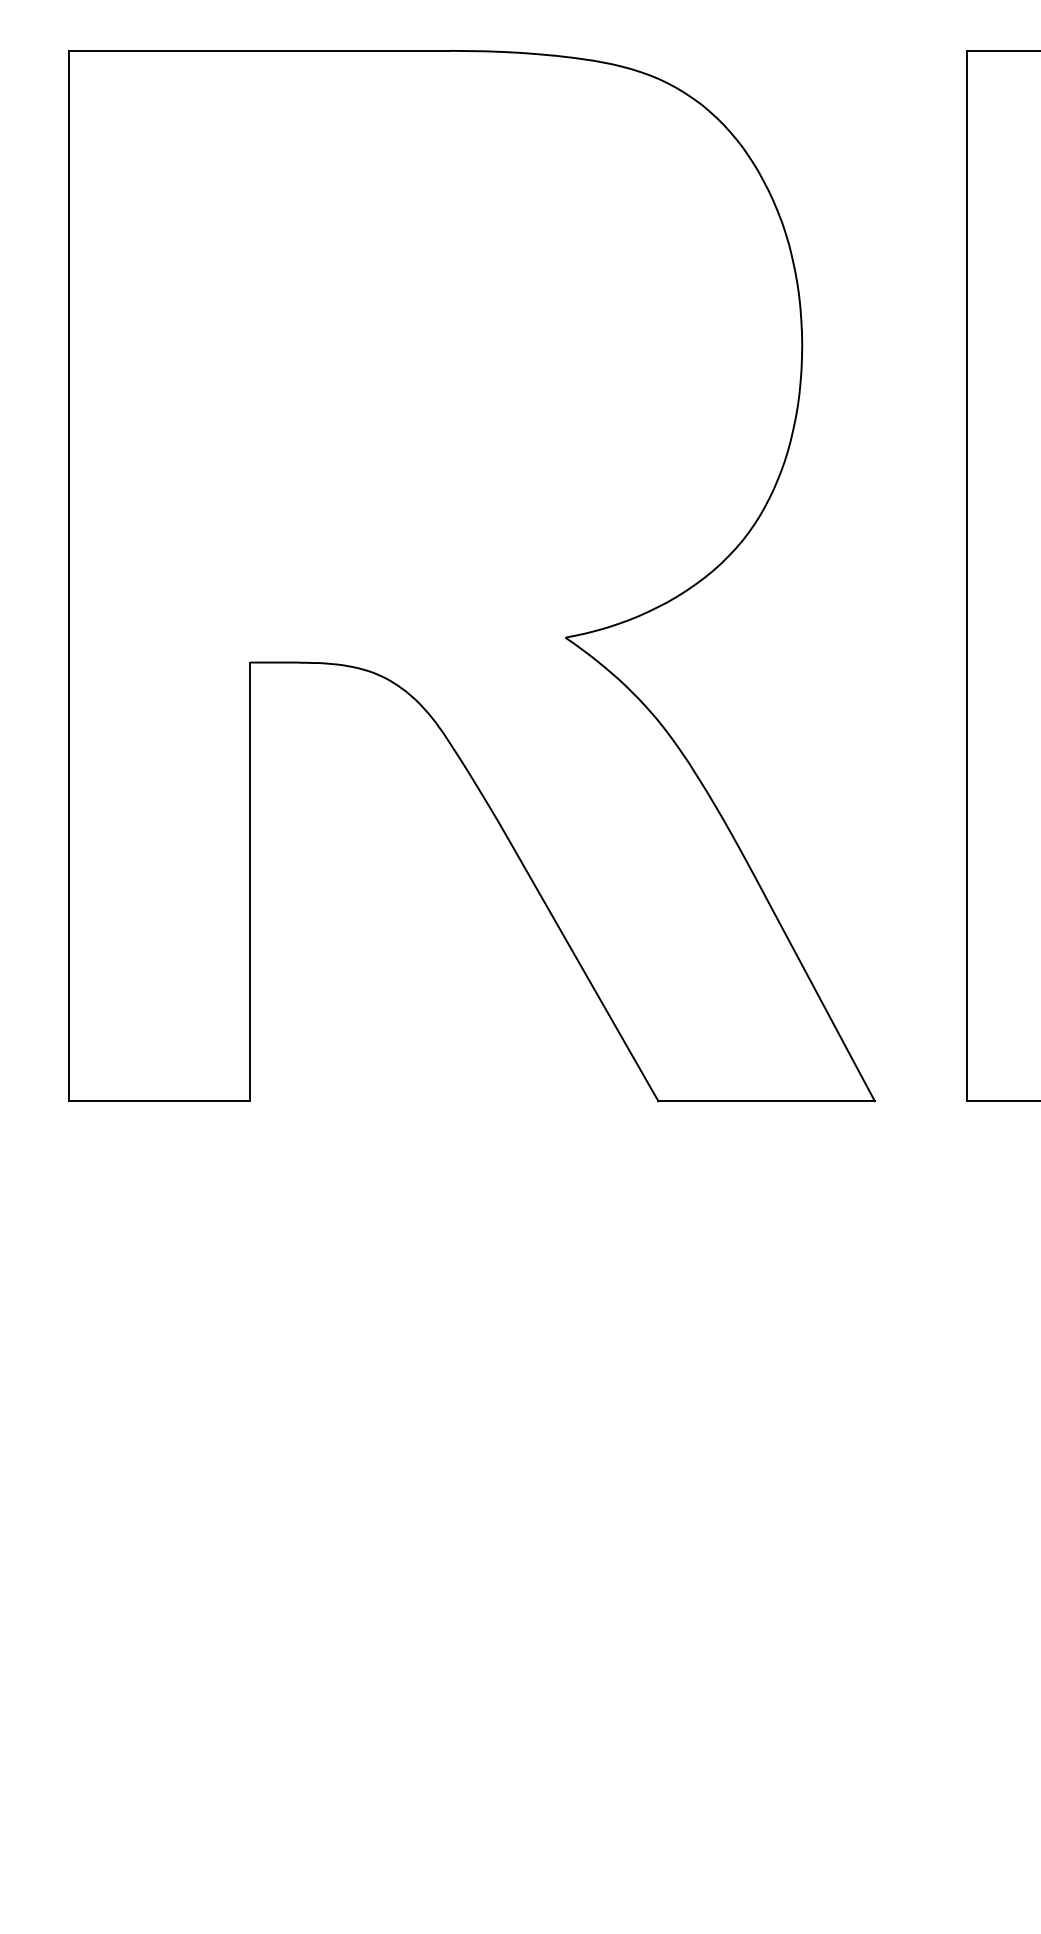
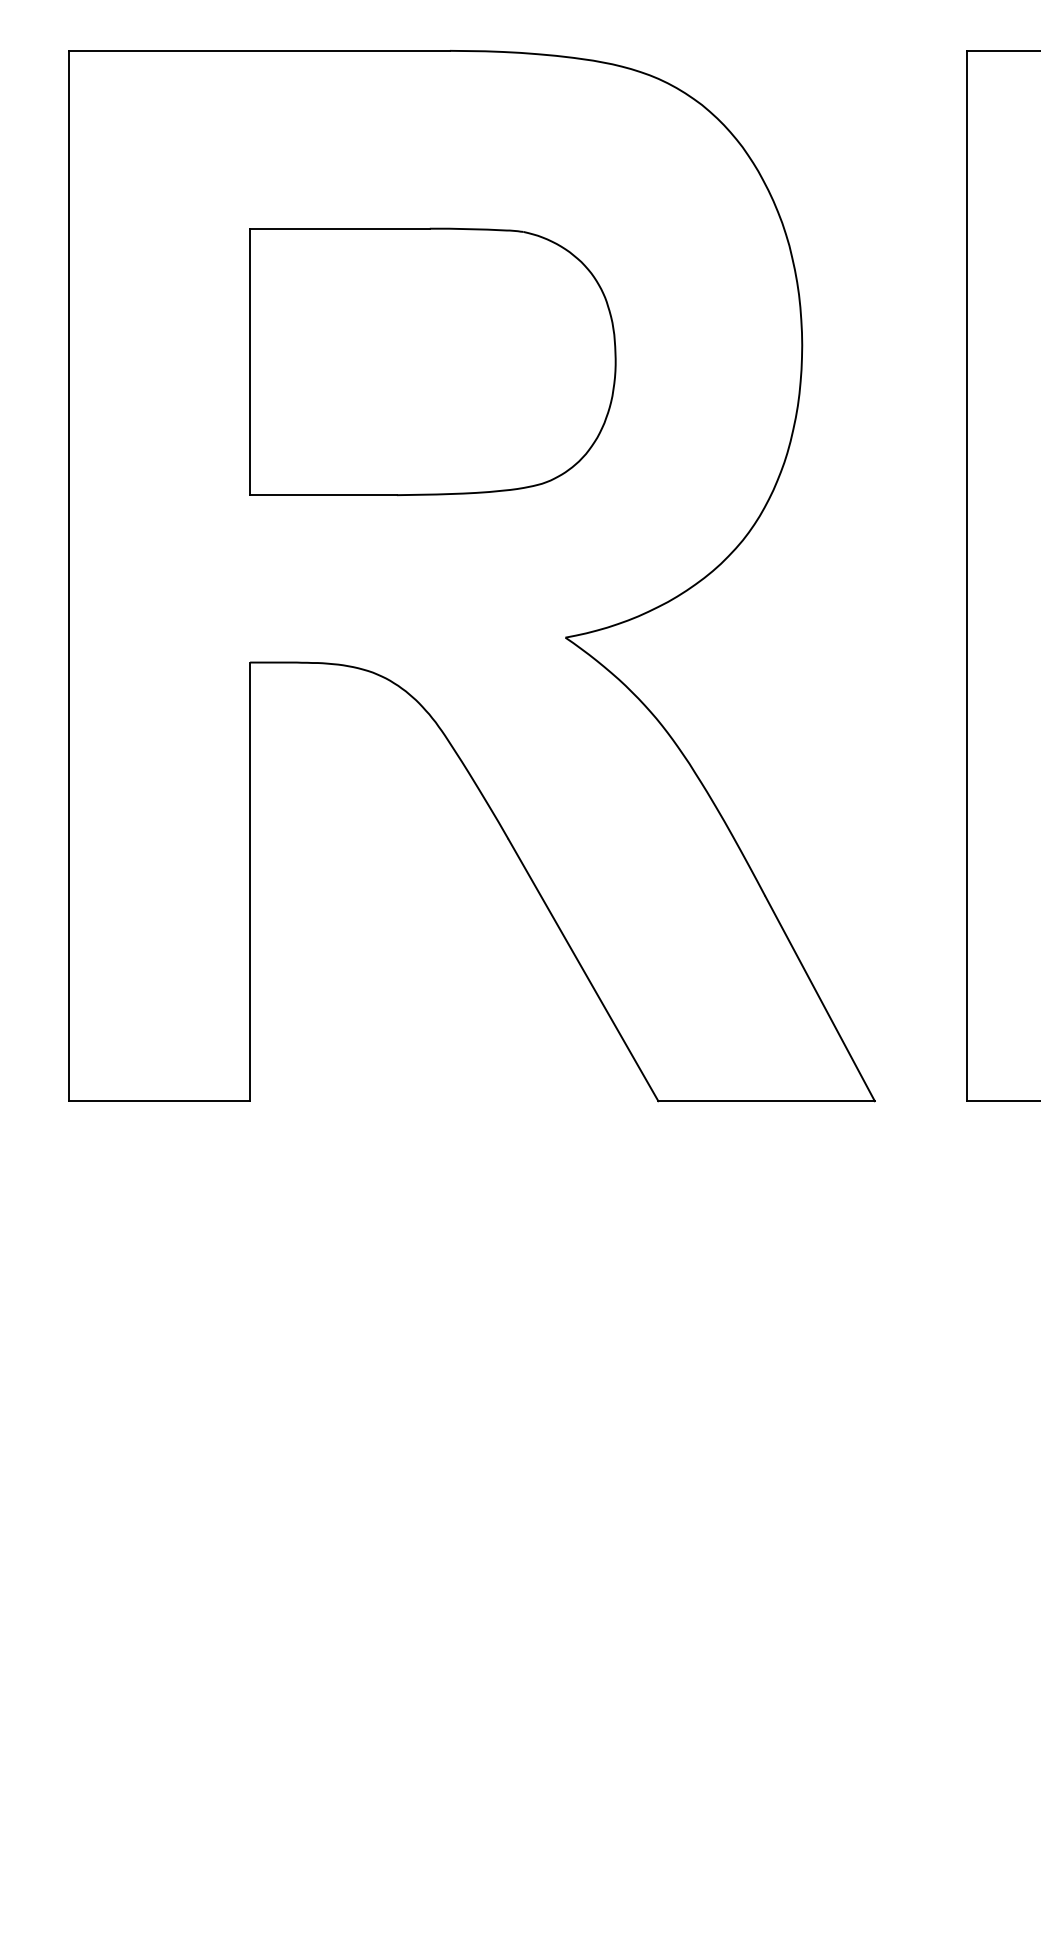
part: none -> present (432, 361)
